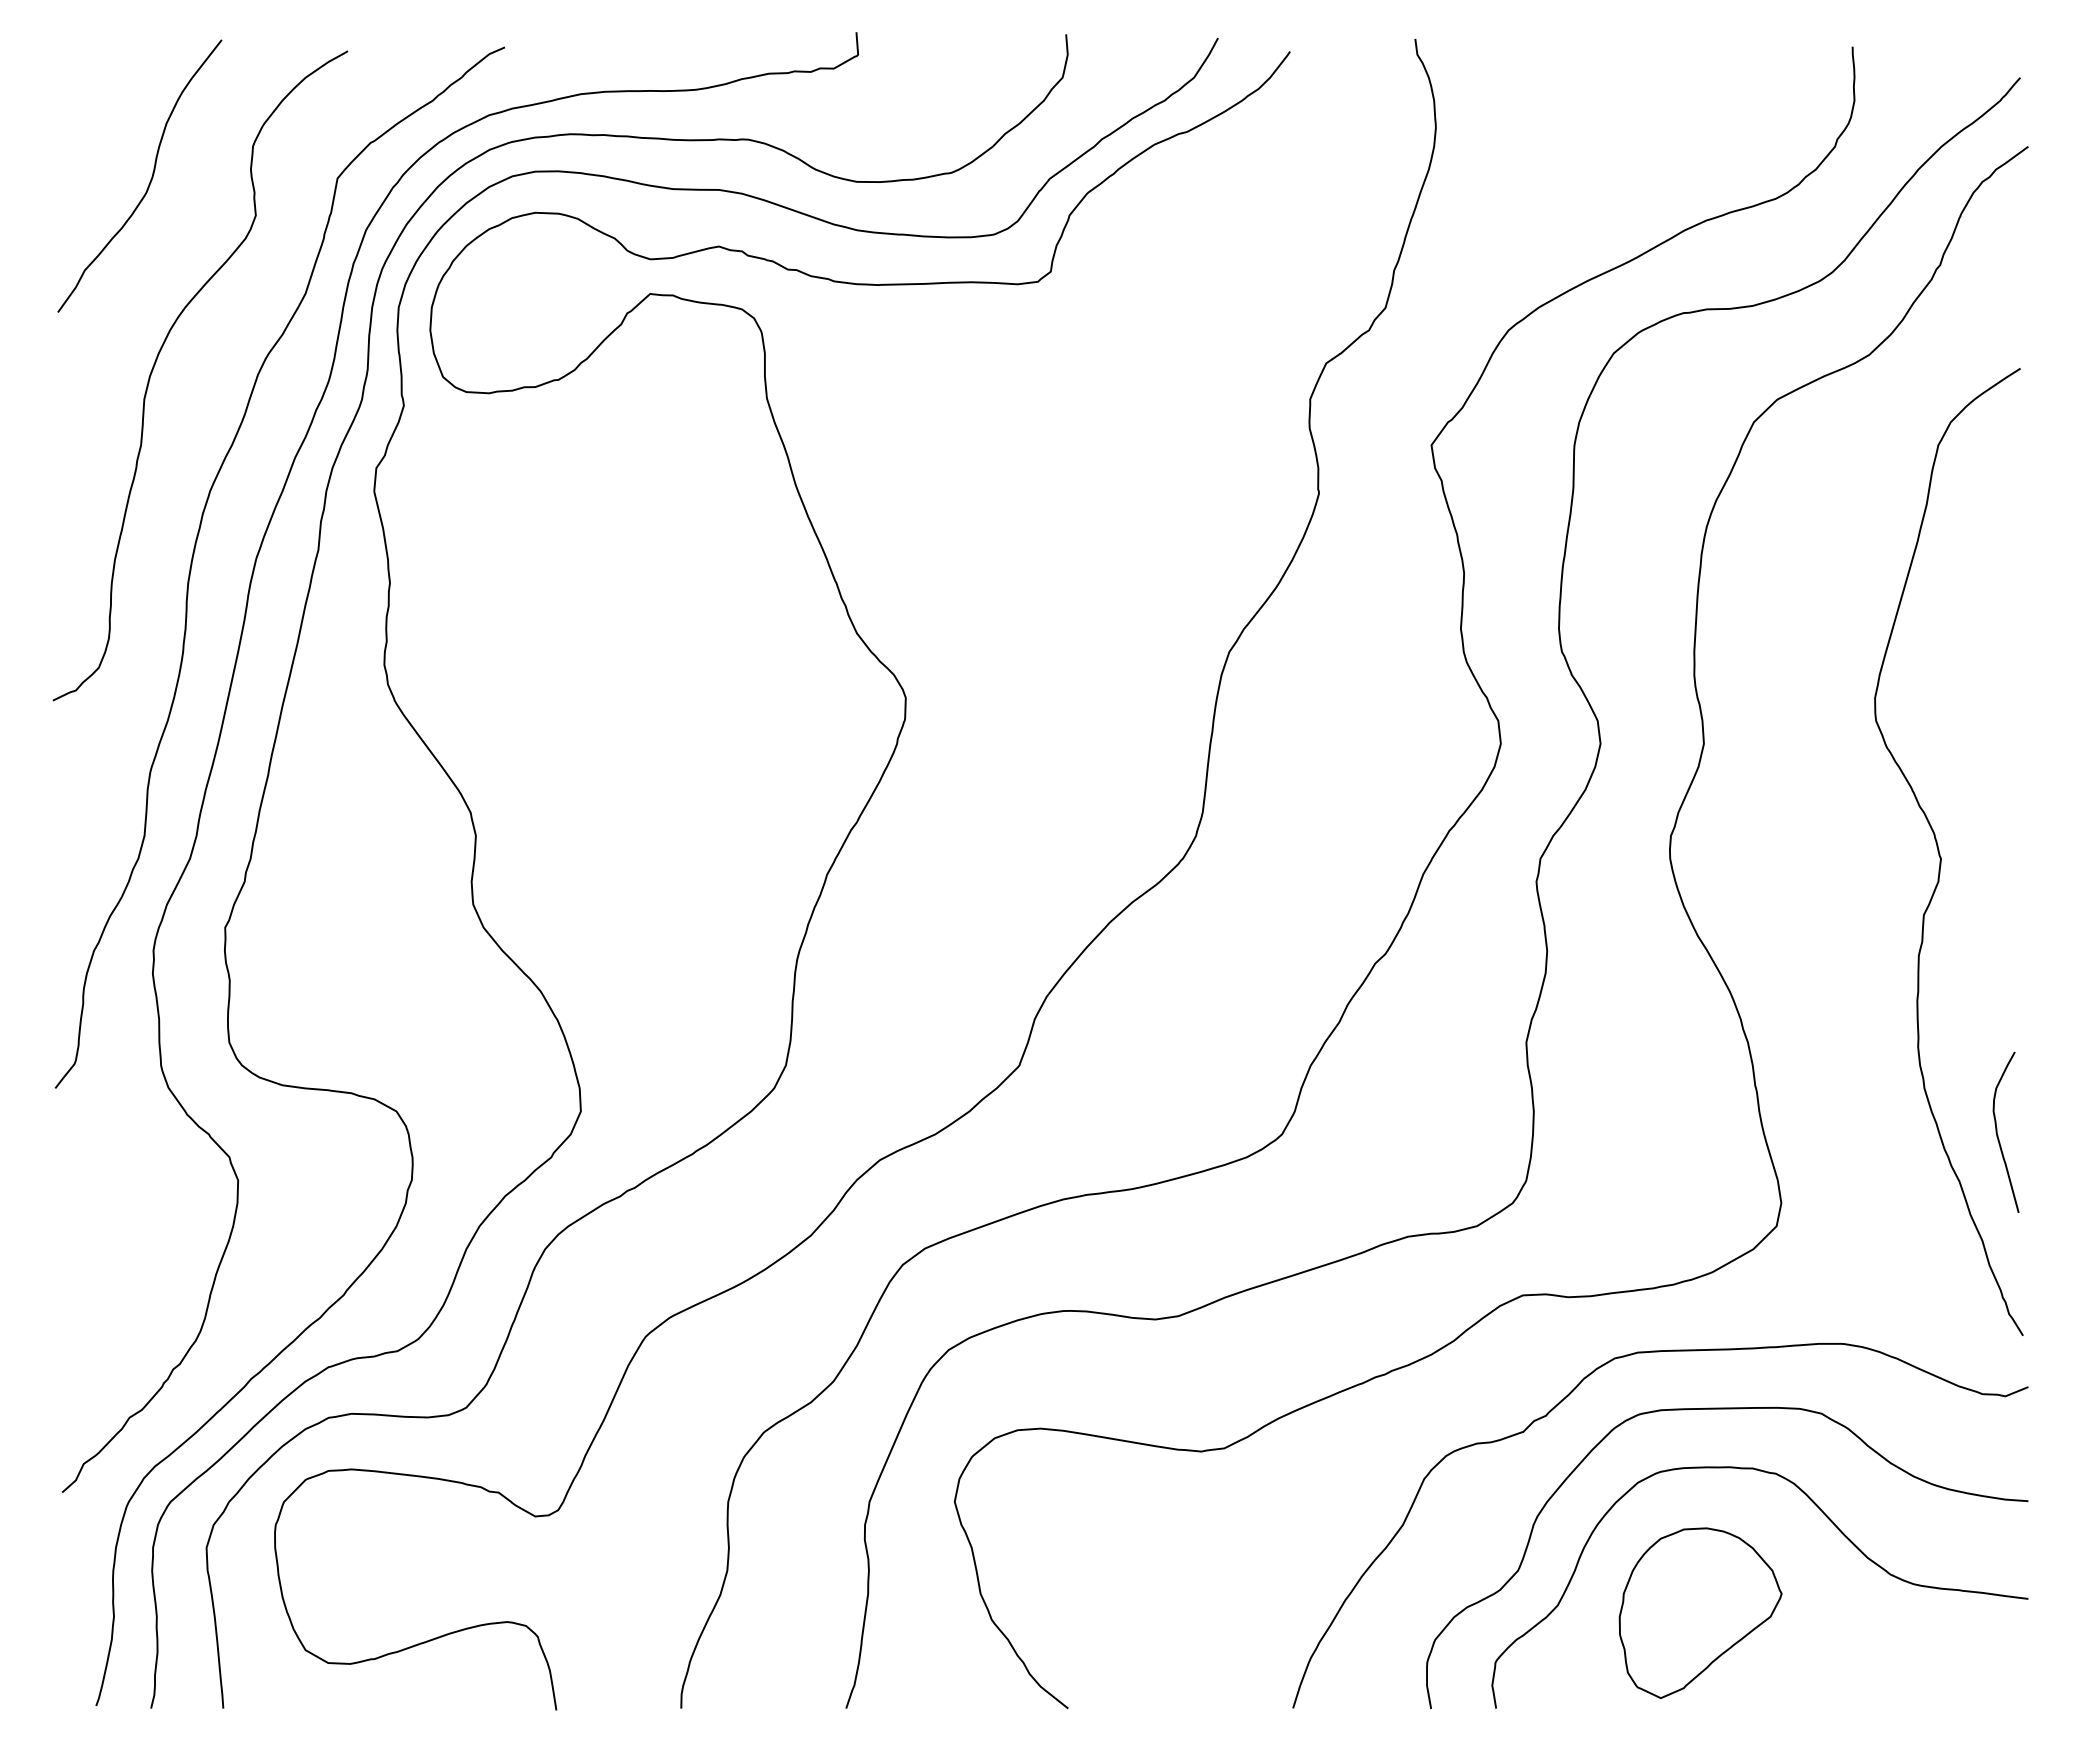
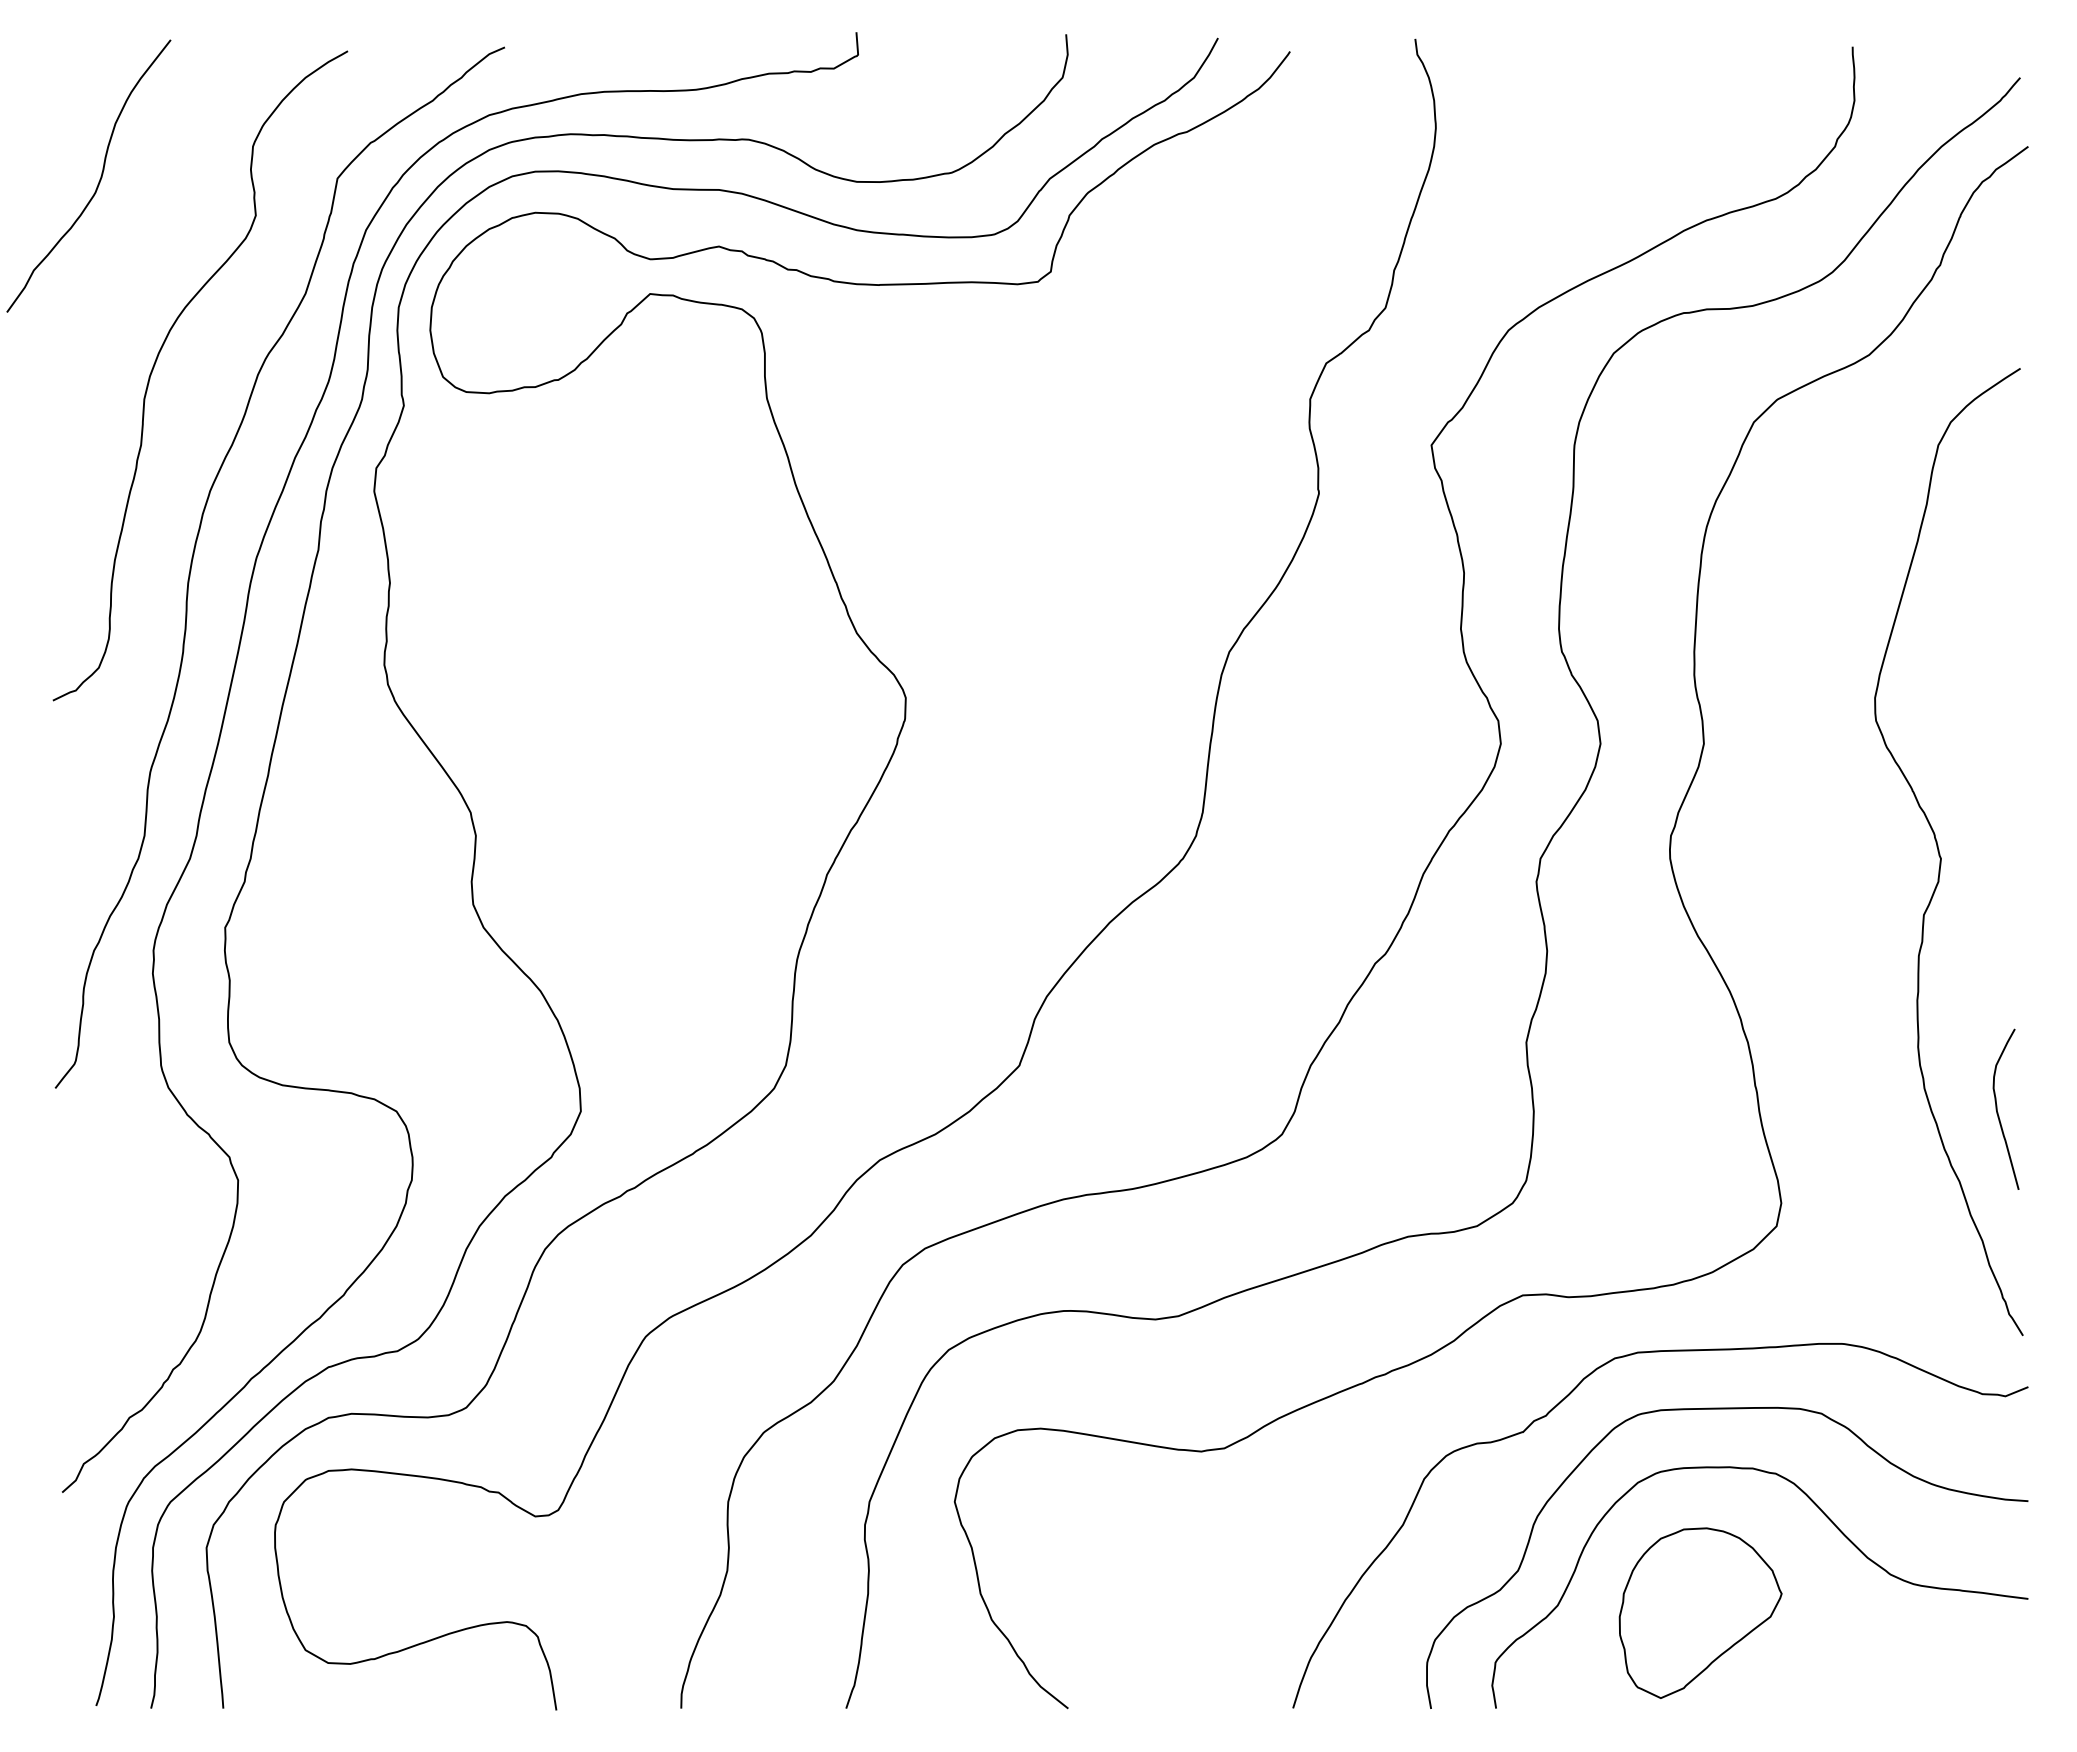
curve position: (149, 181) -> (98, 181) (98, 181)
curve position: (1997, 1131) -> (1997, 1108) (1997, 1108)
